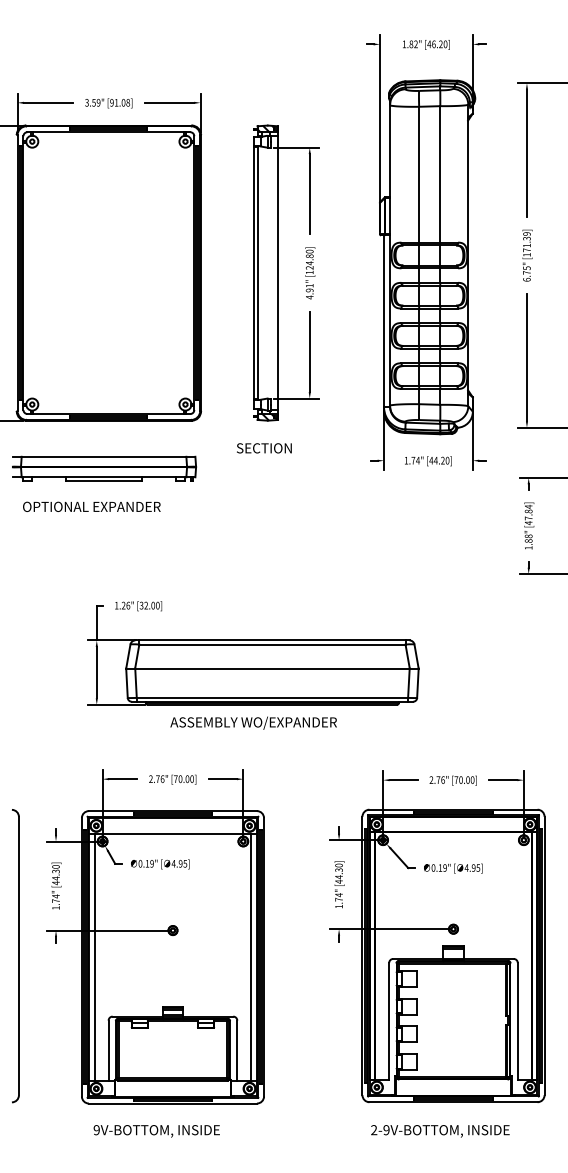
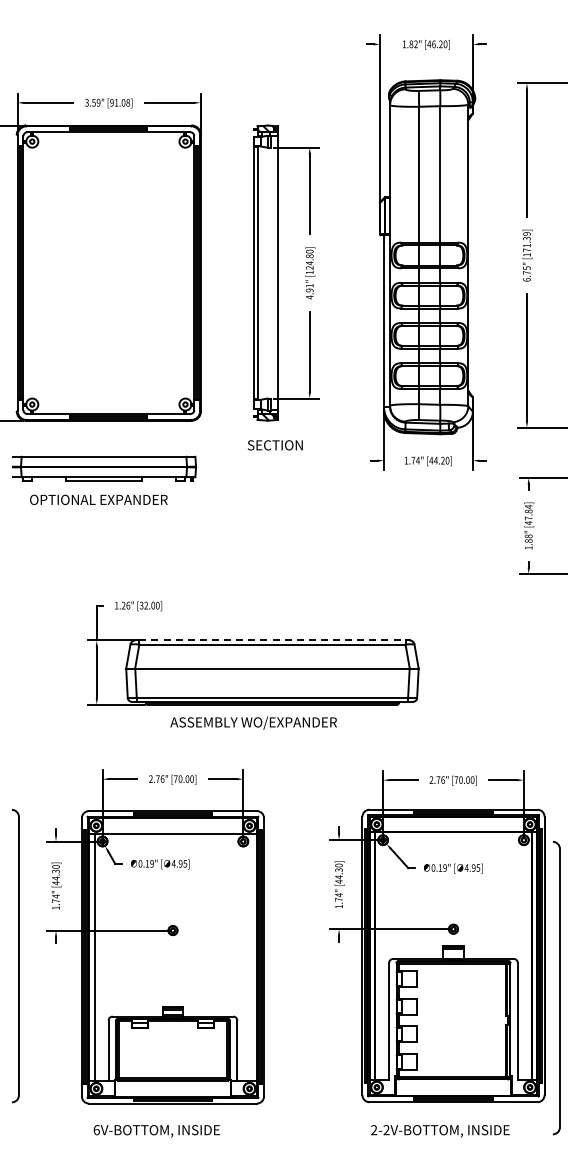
text position: (264, 448) -> (275, 445) (275, 445)
text position: (91, 506) -> (98, 499) (98, 499)
line: solid -> dashed (272, 640)
line: present -> none (251, 956)
part: none -> present (556, 988)
text: 9V-BOTTOM, -> 6V-BOTTOM, (96, 1130)
text: 2-9V-BOTTOM, -> 2-2V-BOTTOM, (386, 1130)
